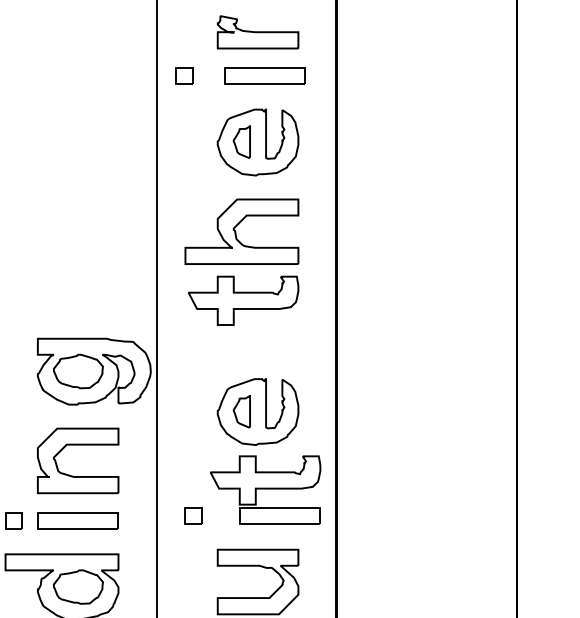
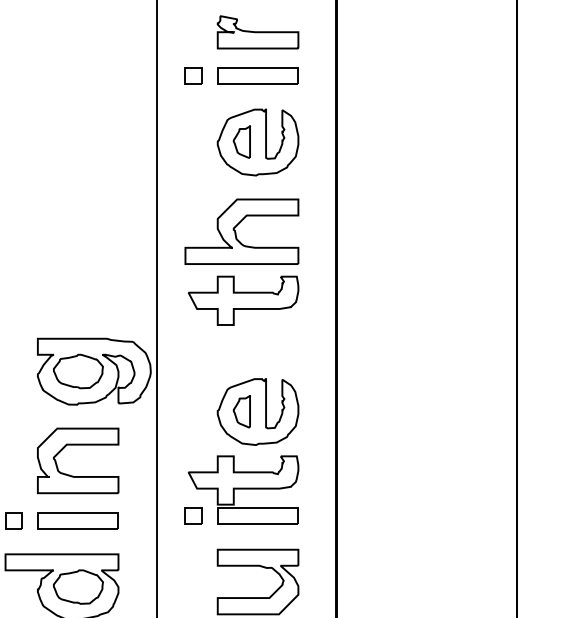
part position: (184, 75) -> (193, 75) (193, 75)
part position: (264, 75) -> (257, 75) (257, 75)
part position: (265, 489) -> (243, 489) (243, 489)
